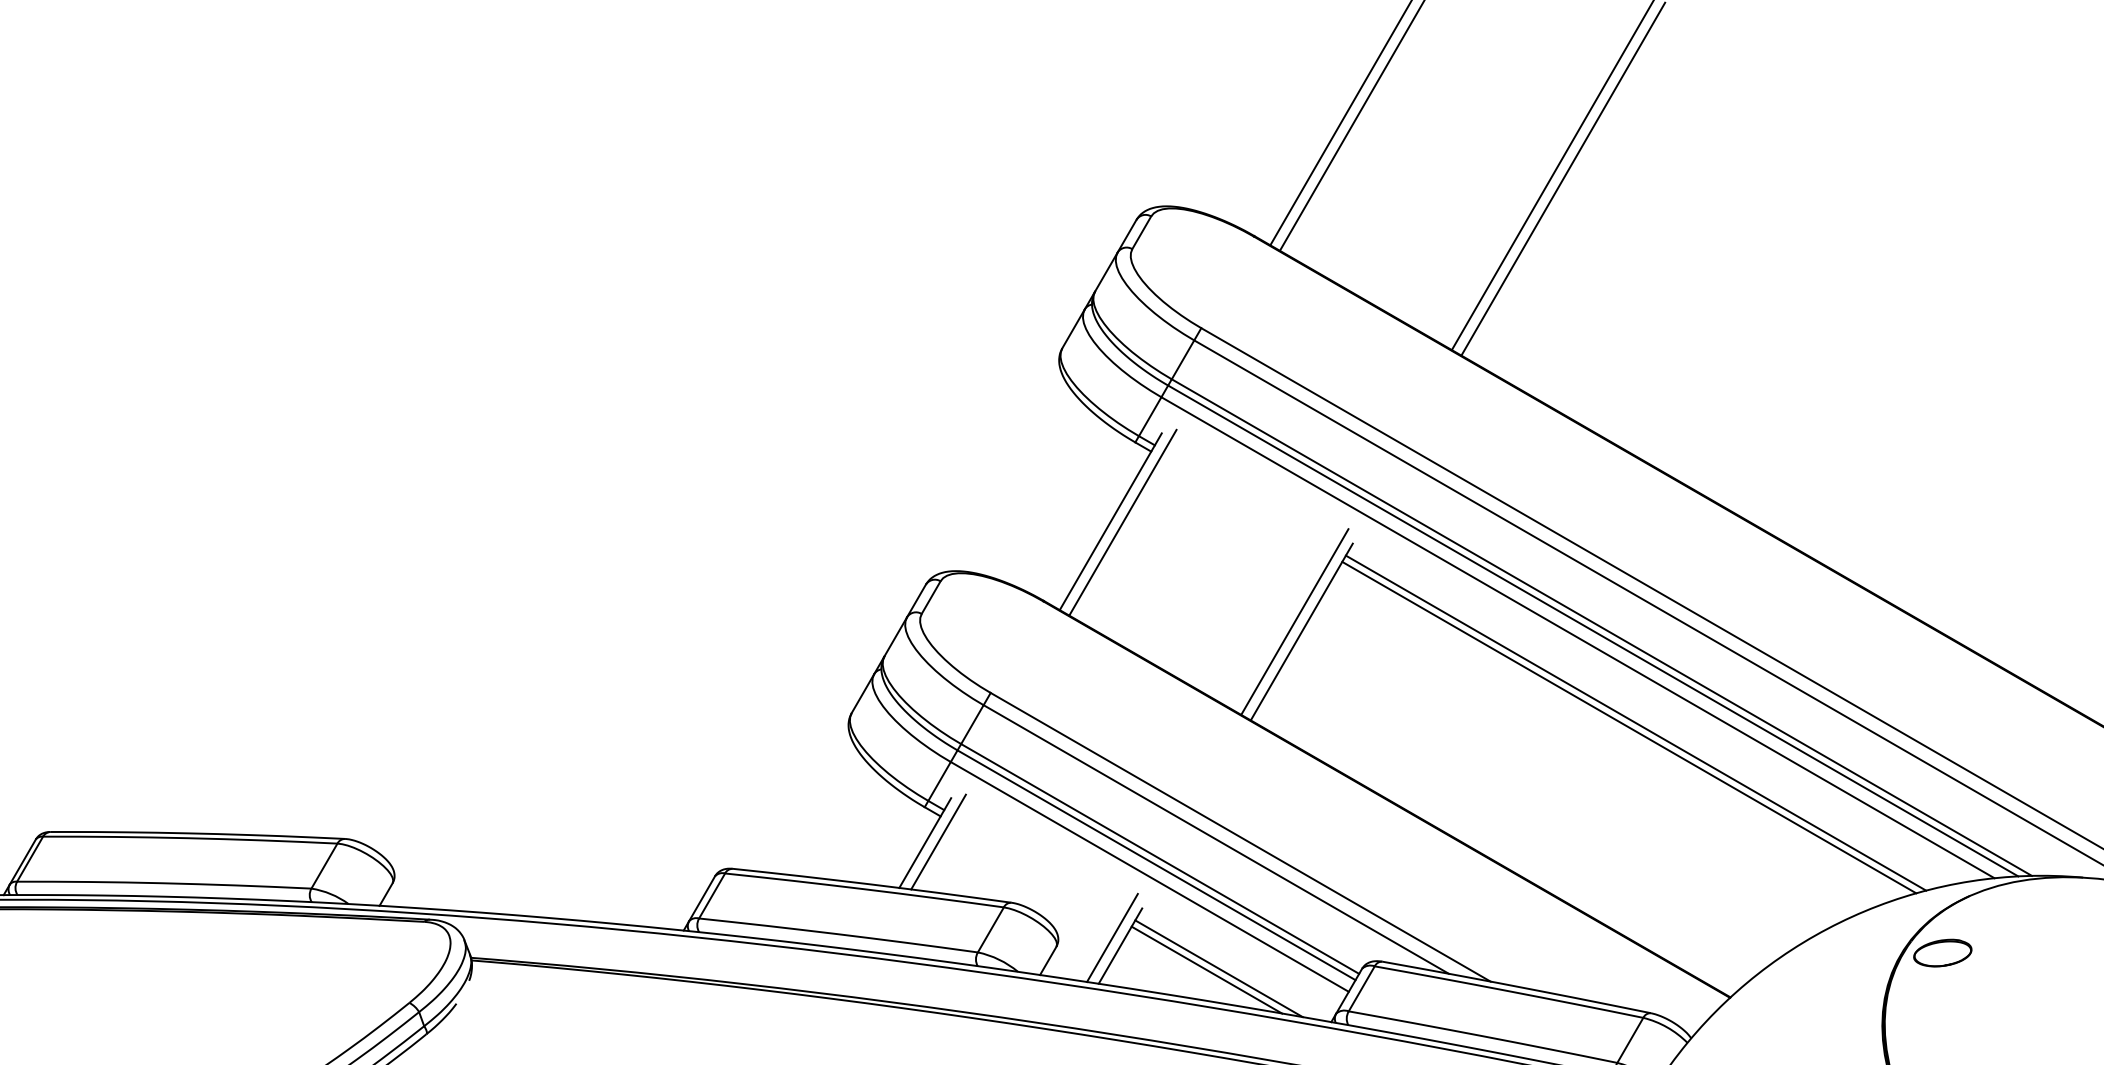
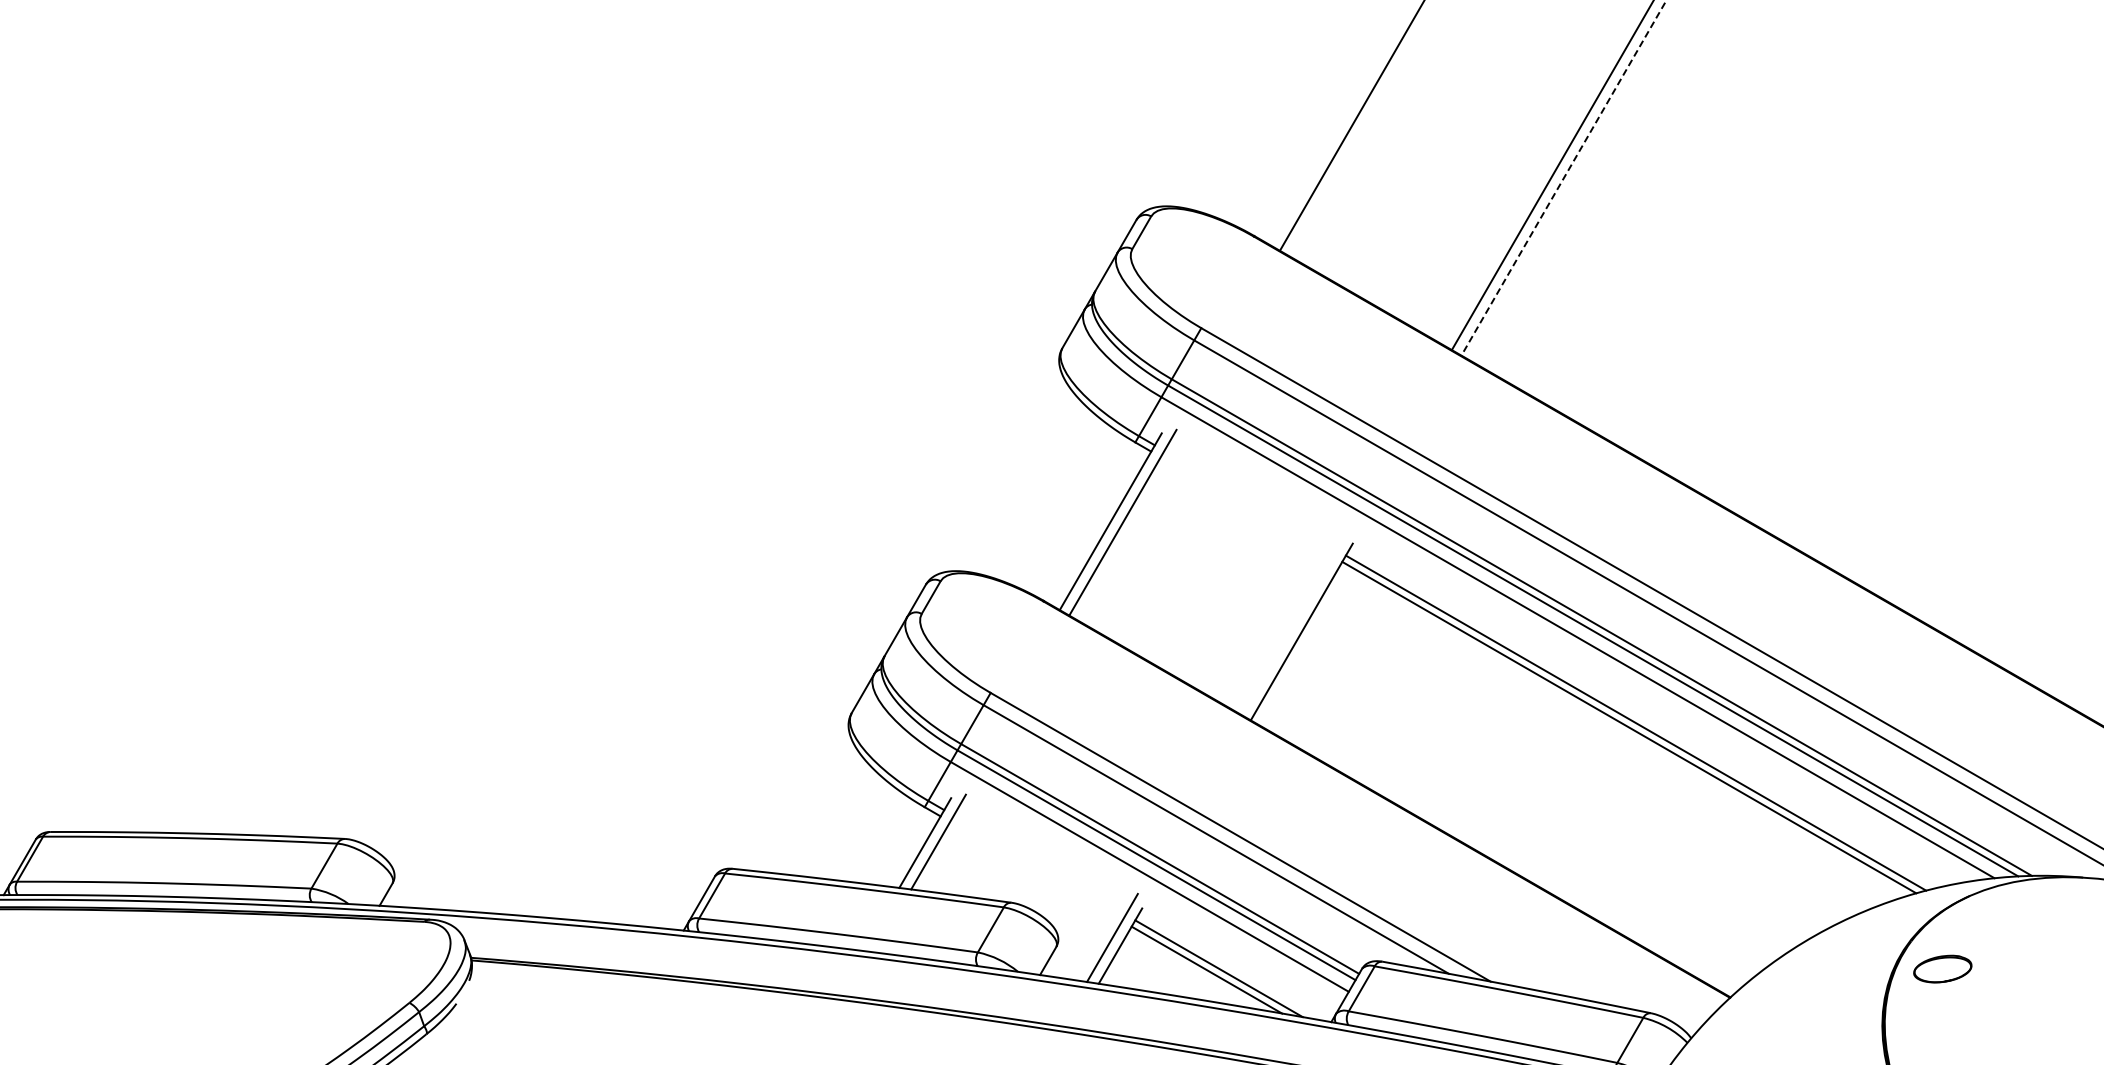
line: present -> none (1340, 123)
line: solid -> dashed (1563, 179)
line: present -> none (1294, 621)
part position: (1942, 952) -> (1942, 968) (1942, 968)
